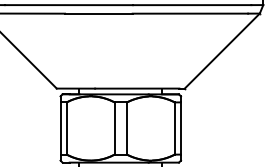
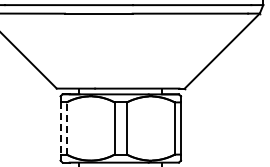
line: solid -> dashed (60, 128)
line: solid -> dashed (66, 128)
